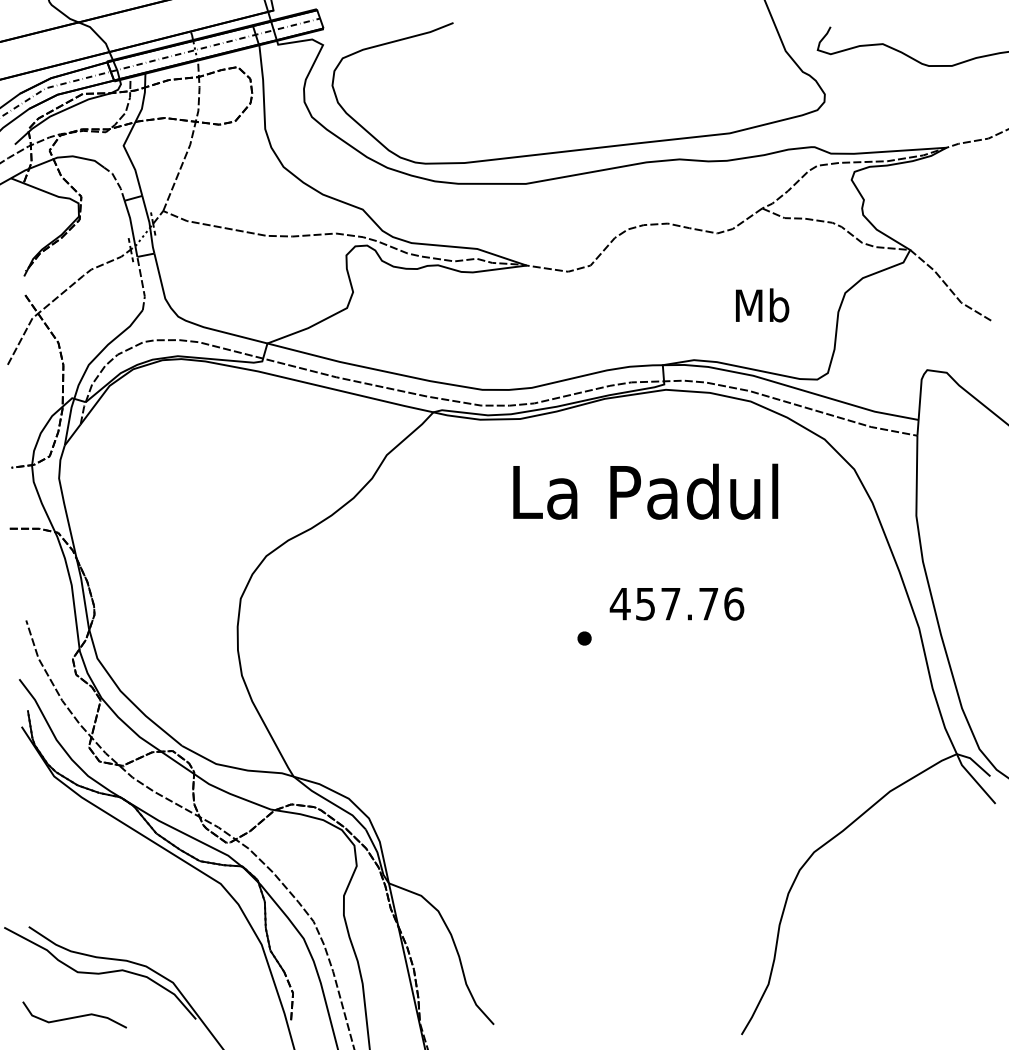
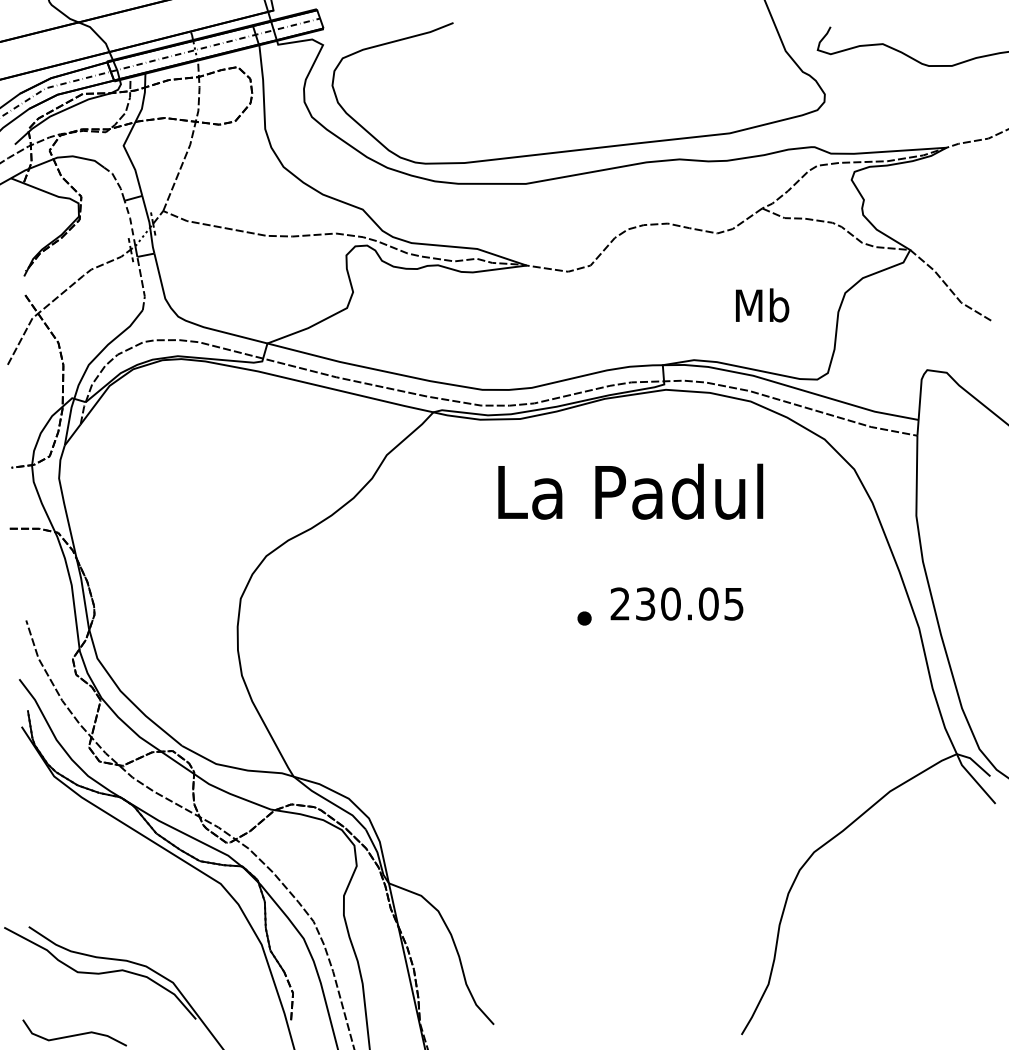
line: solid -> dashed (130, 222)
text position: (645, 491) -> (630, 491) (630, 491)
text: 457.76 -> 230.05 (676, 603)
part position: (584, 638) -> (584, 618) (584, 618)
curve position: (74, 1016) -> (74, 1034) (74, 1034)
